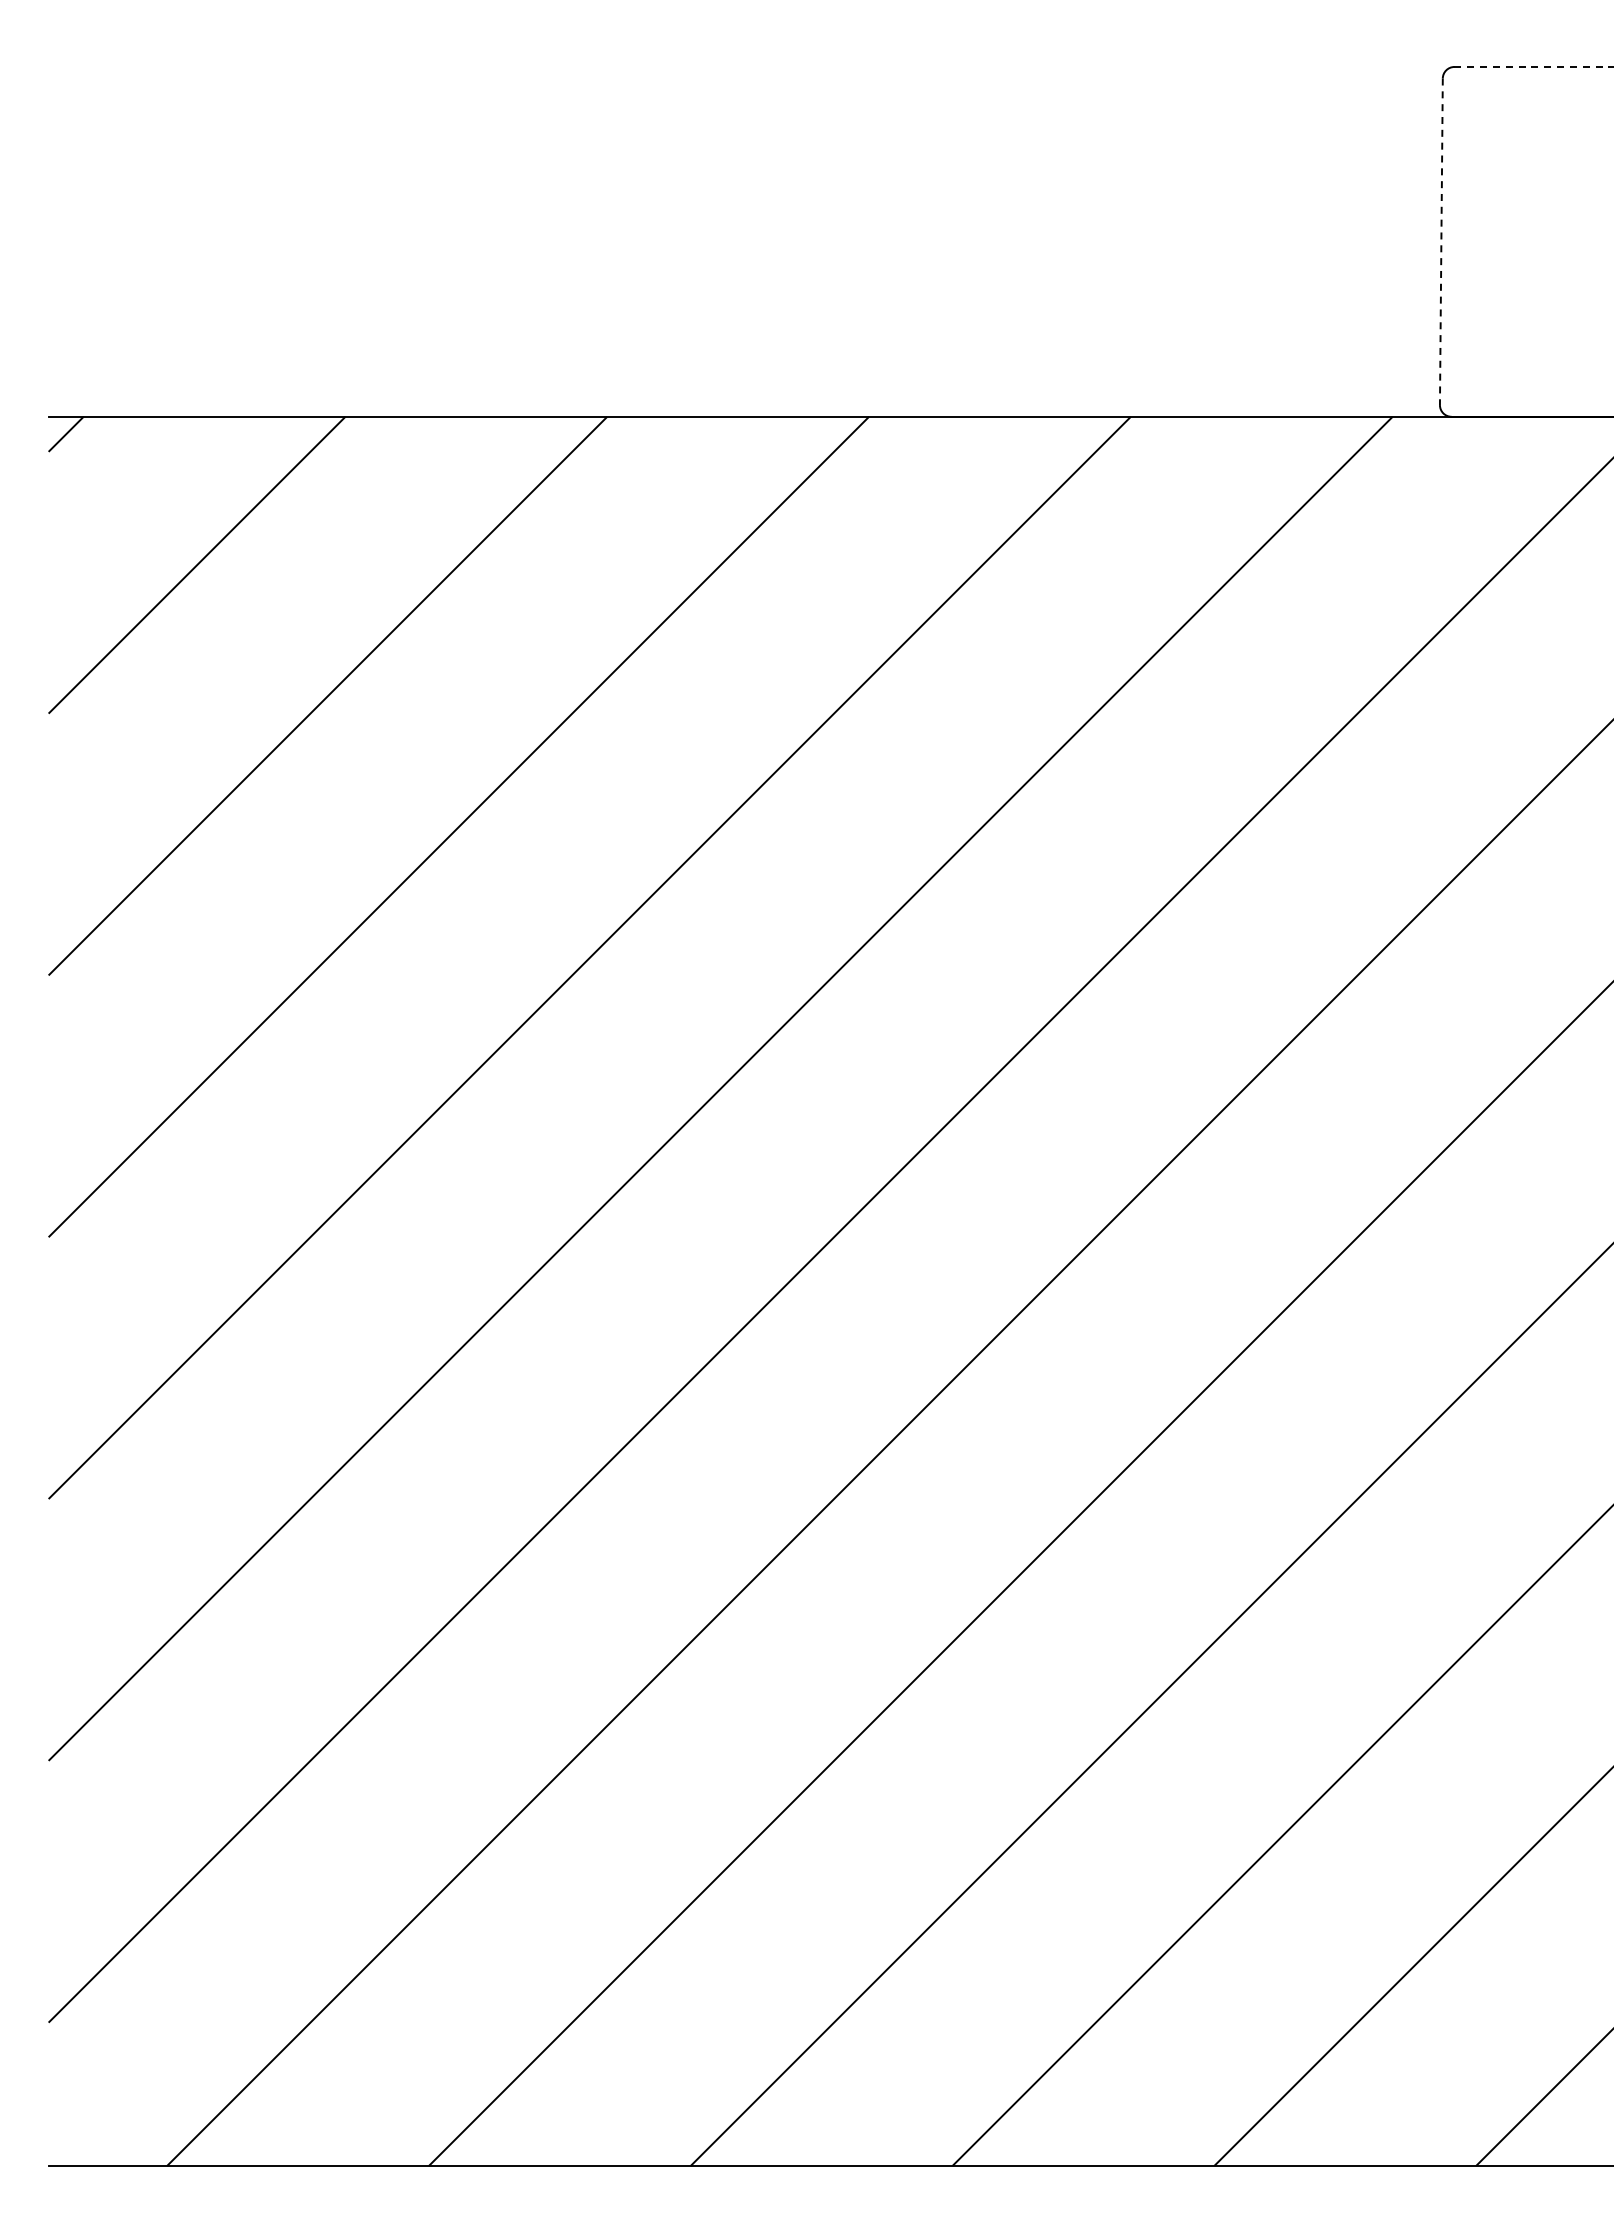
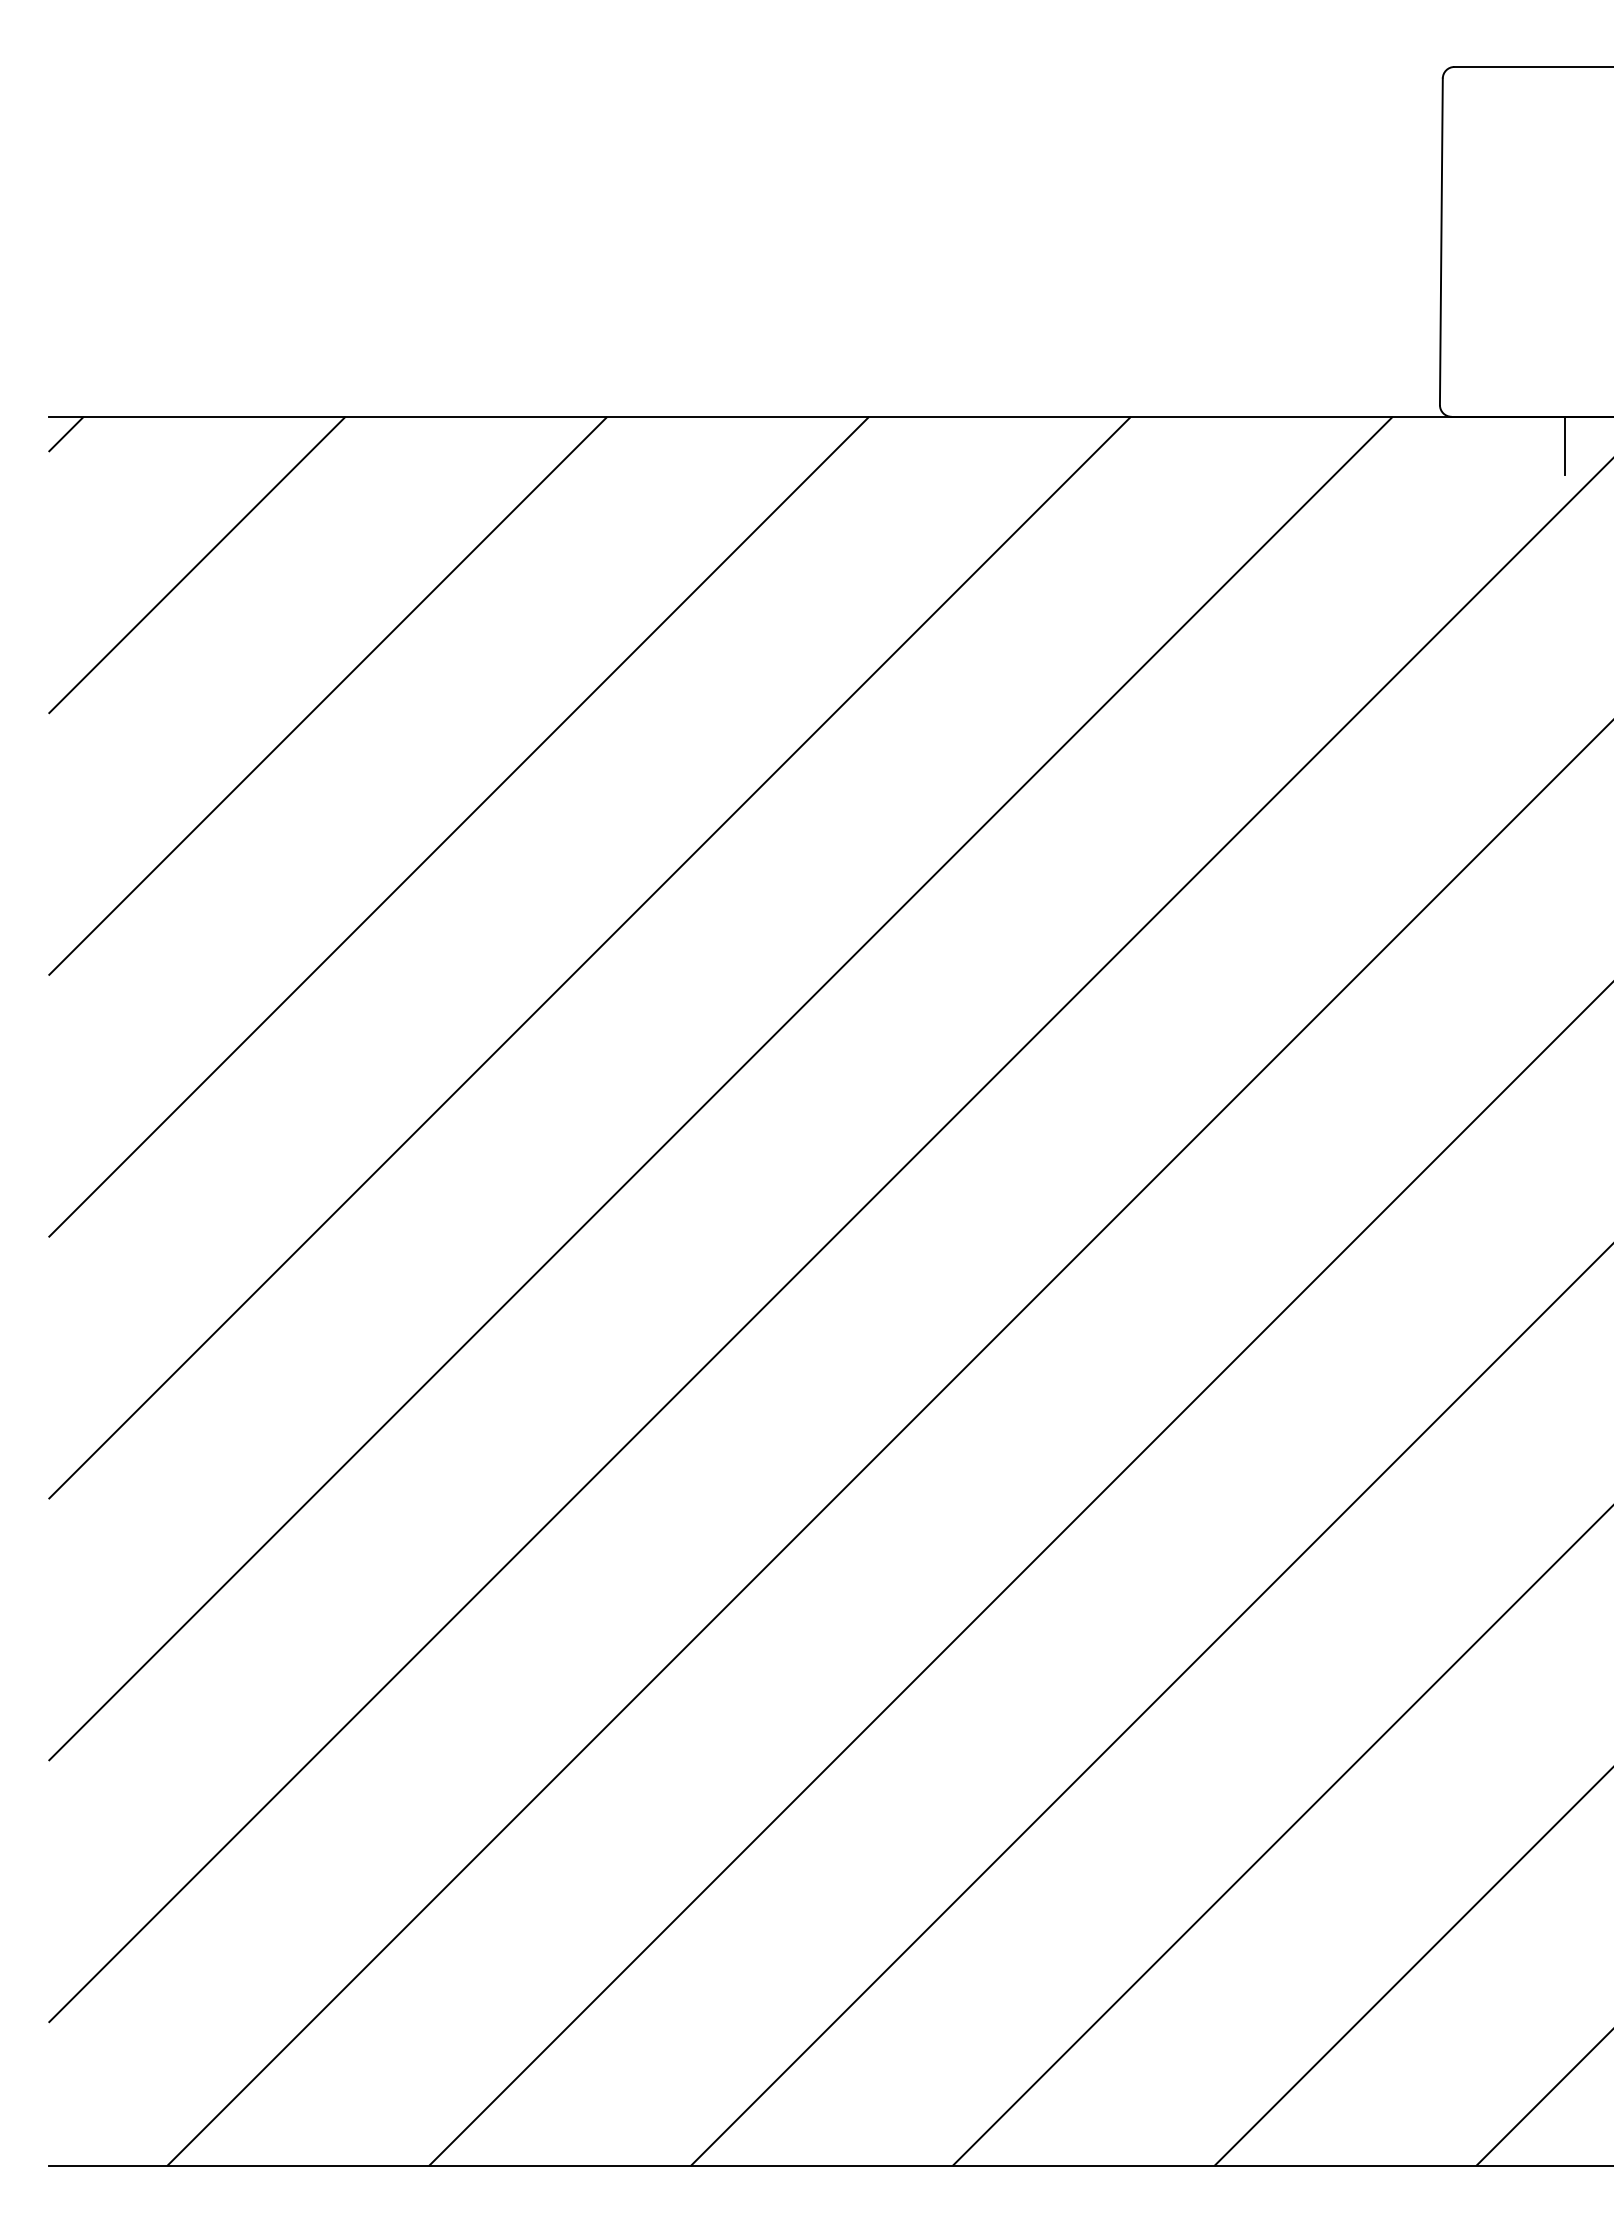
line: dashed -> solid (1534, 66)
line: dashed -> solid (1441, 242)
line: none -> present (1565, 445)
